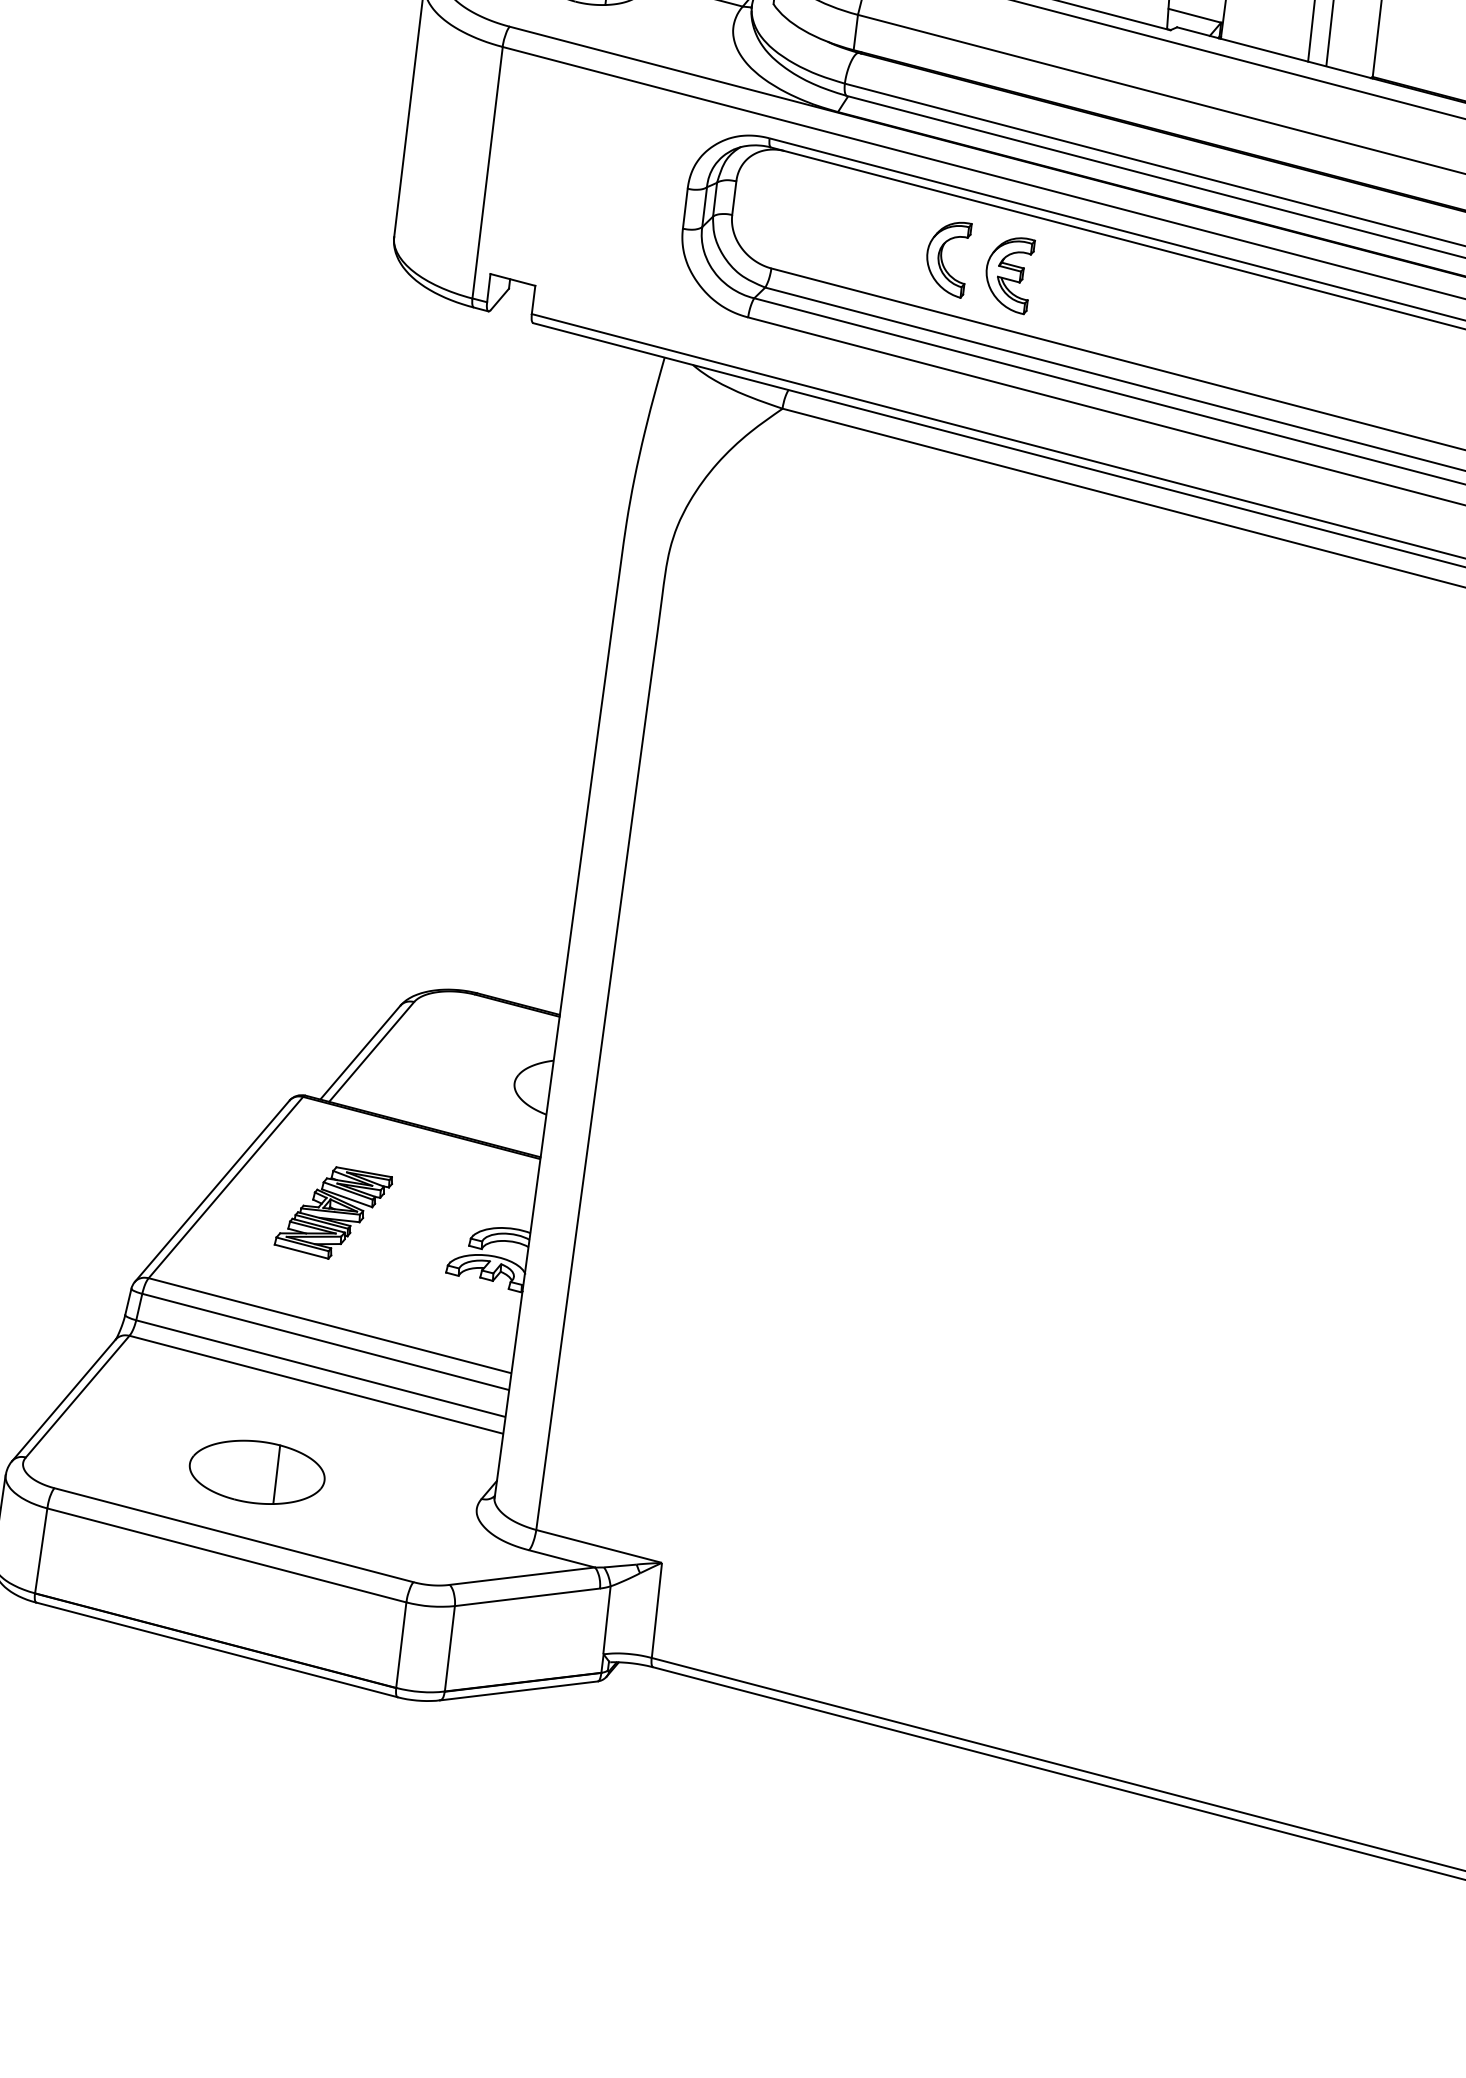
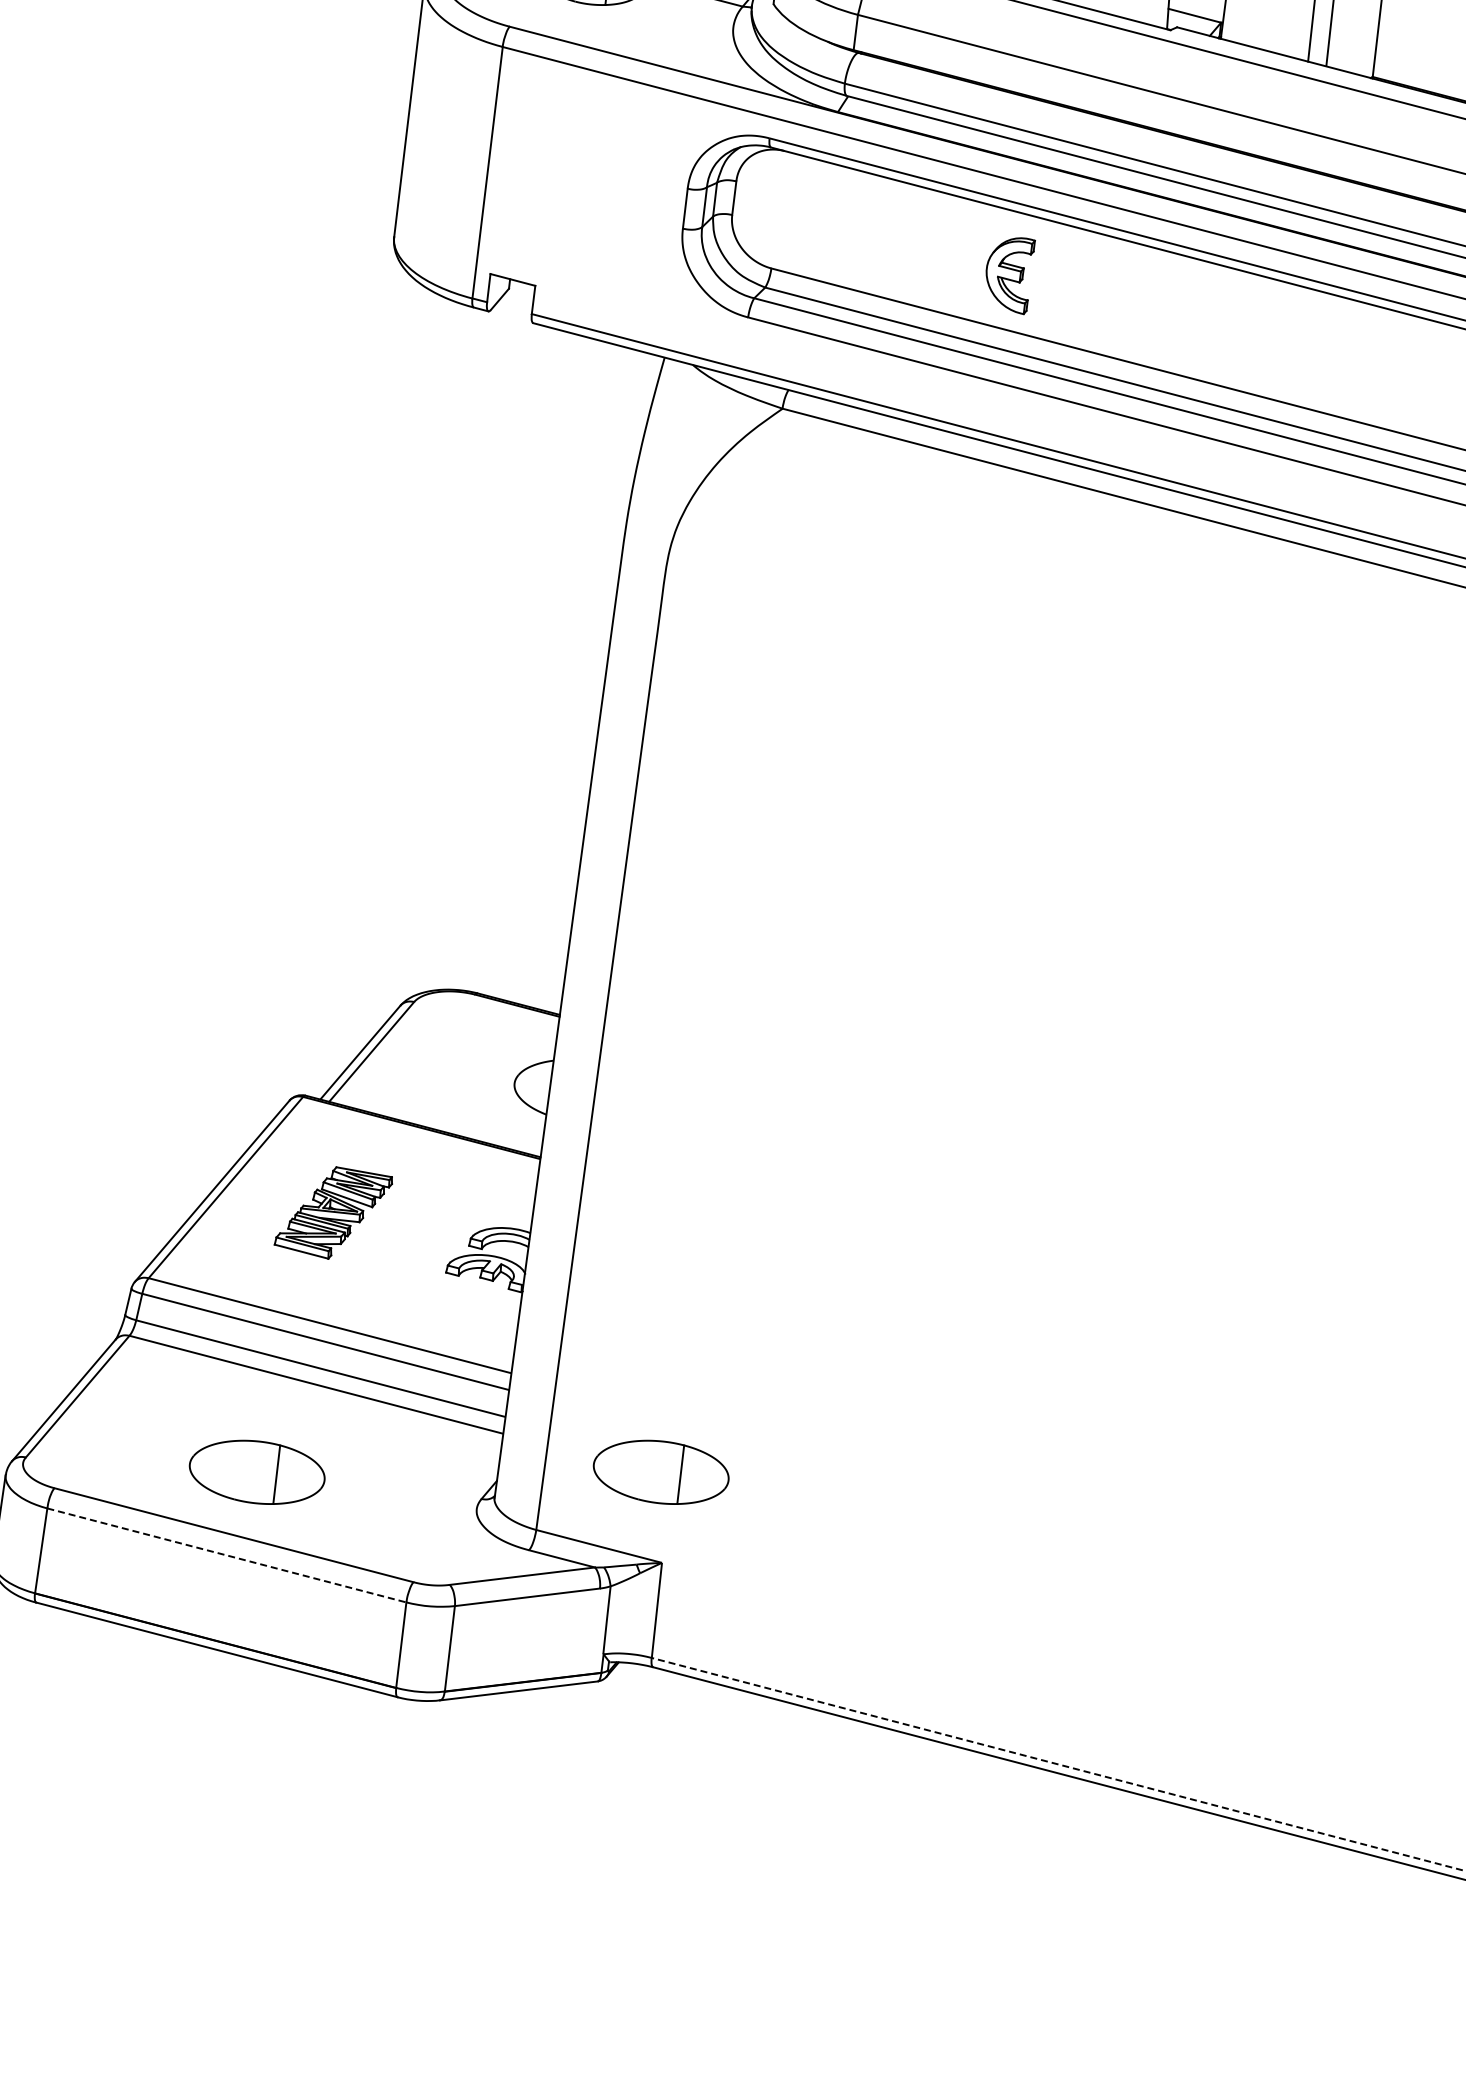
part: present -> none (943, 262)
part: none -> present (660, 1471)
line: solid -> dashed (226, 1555)
line: solid -> dashed (1057, 1764)
